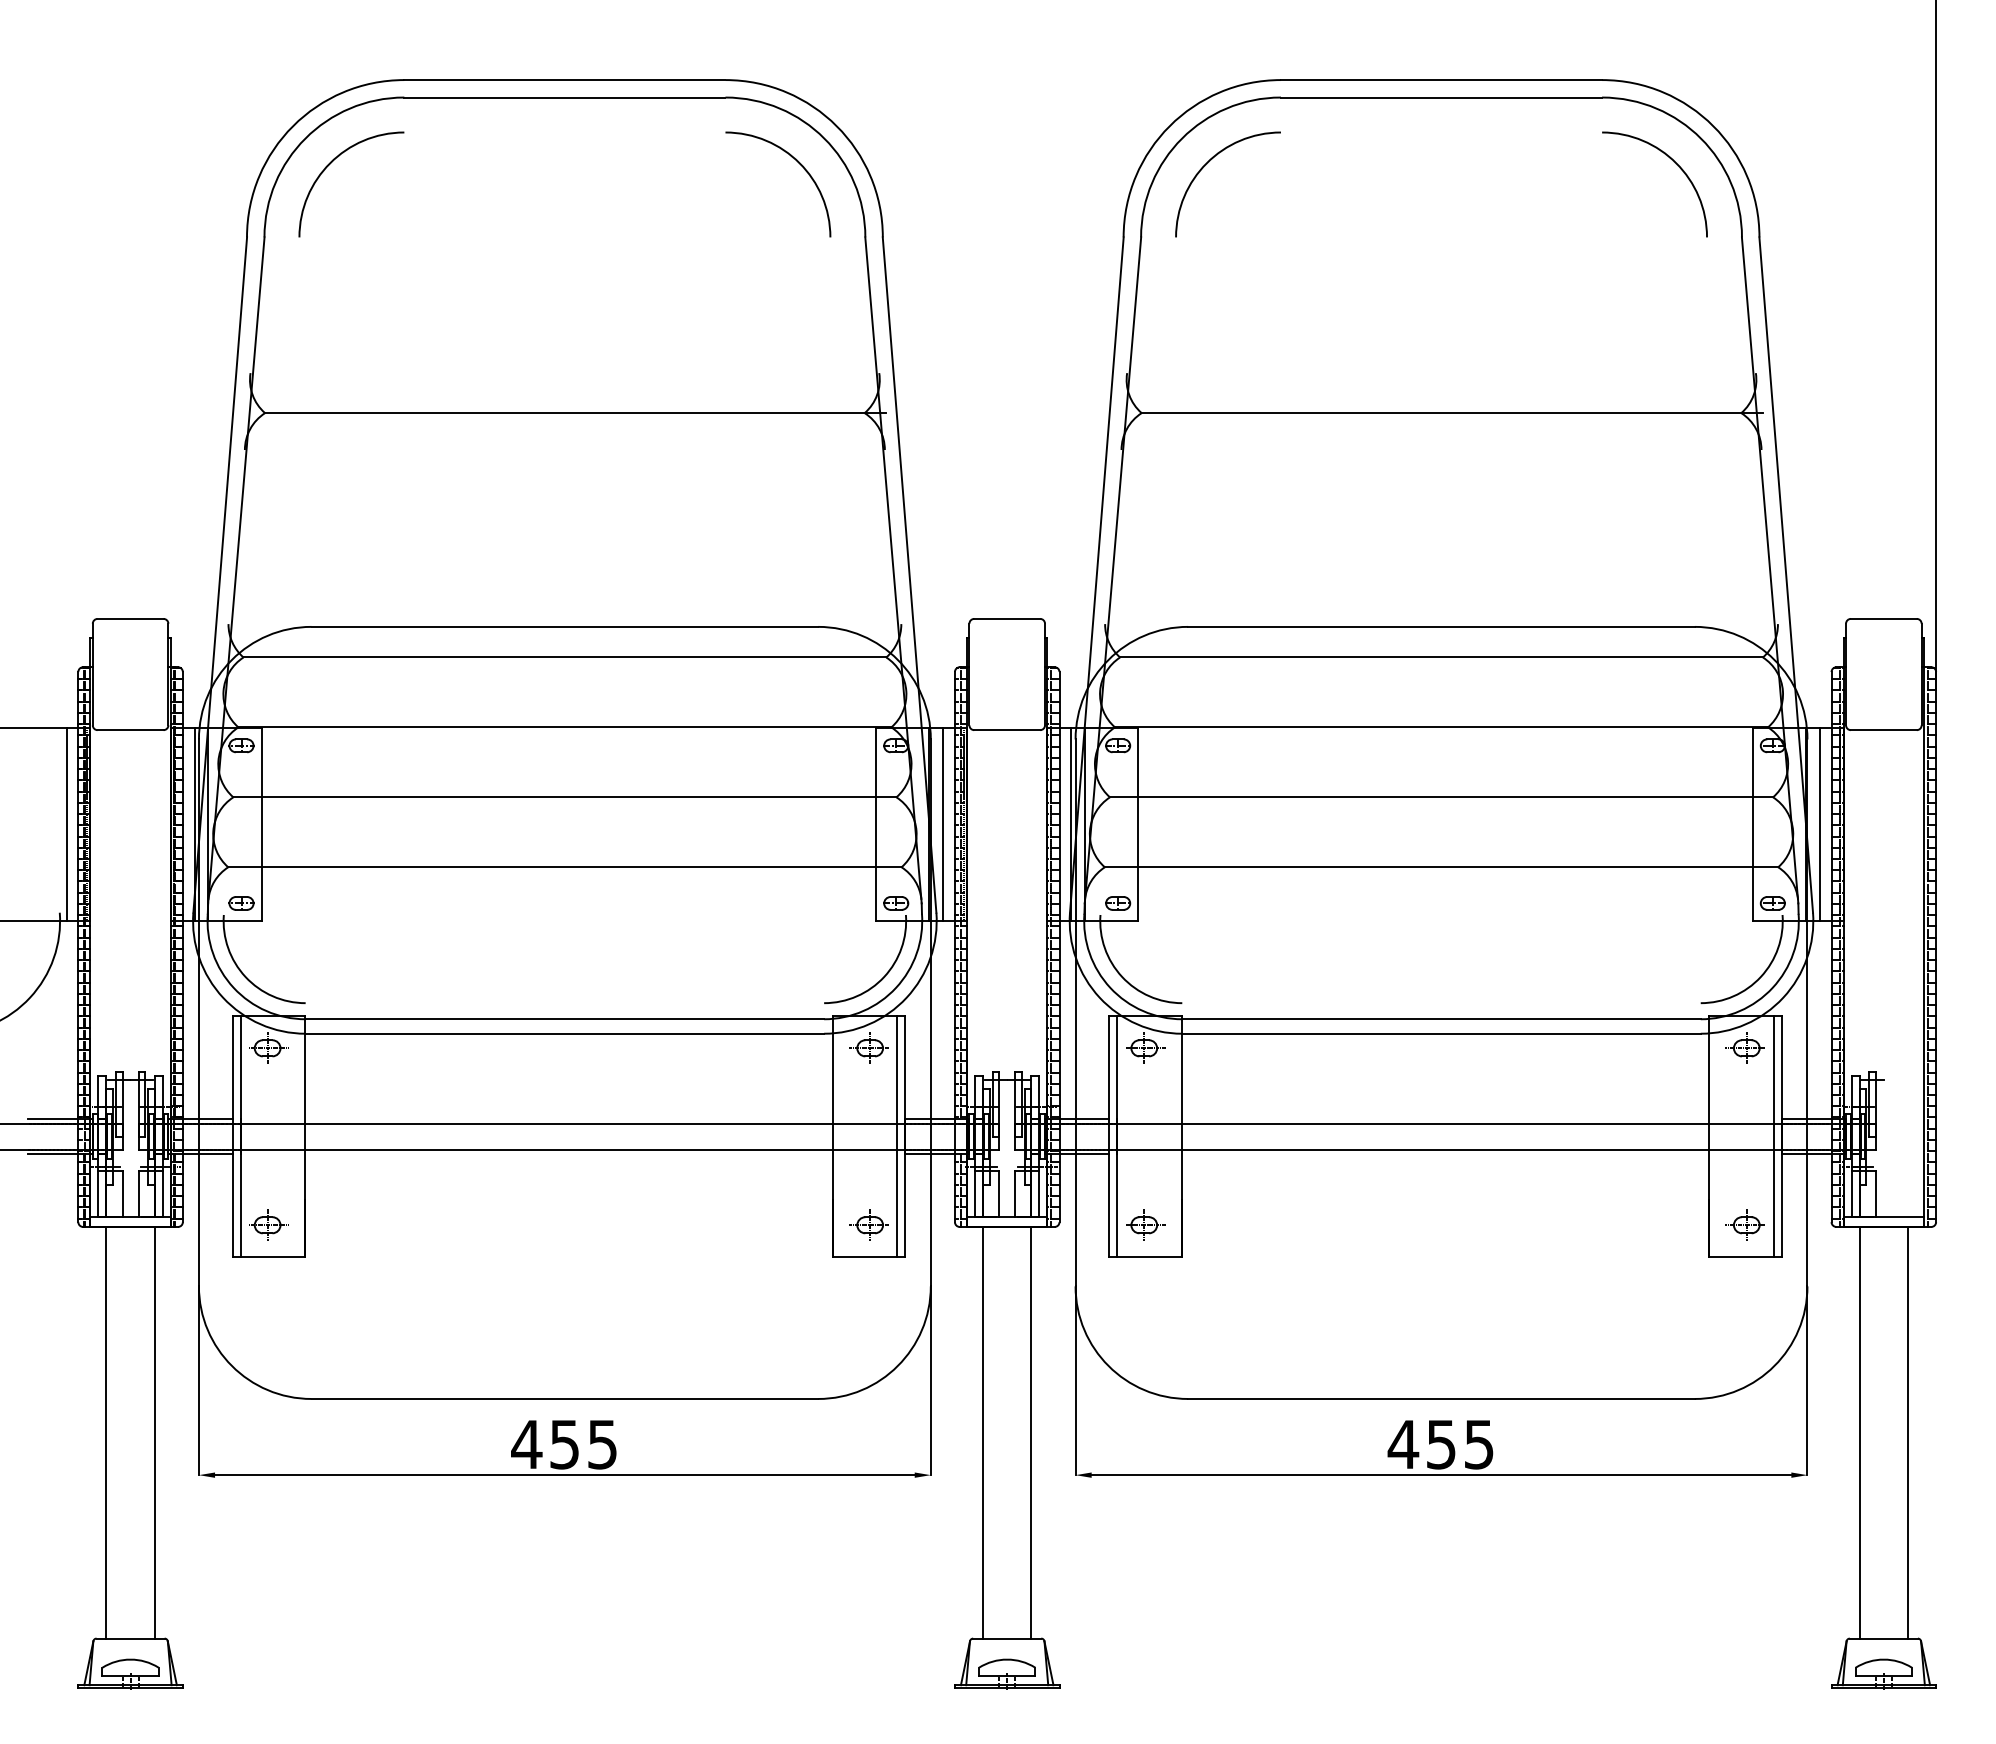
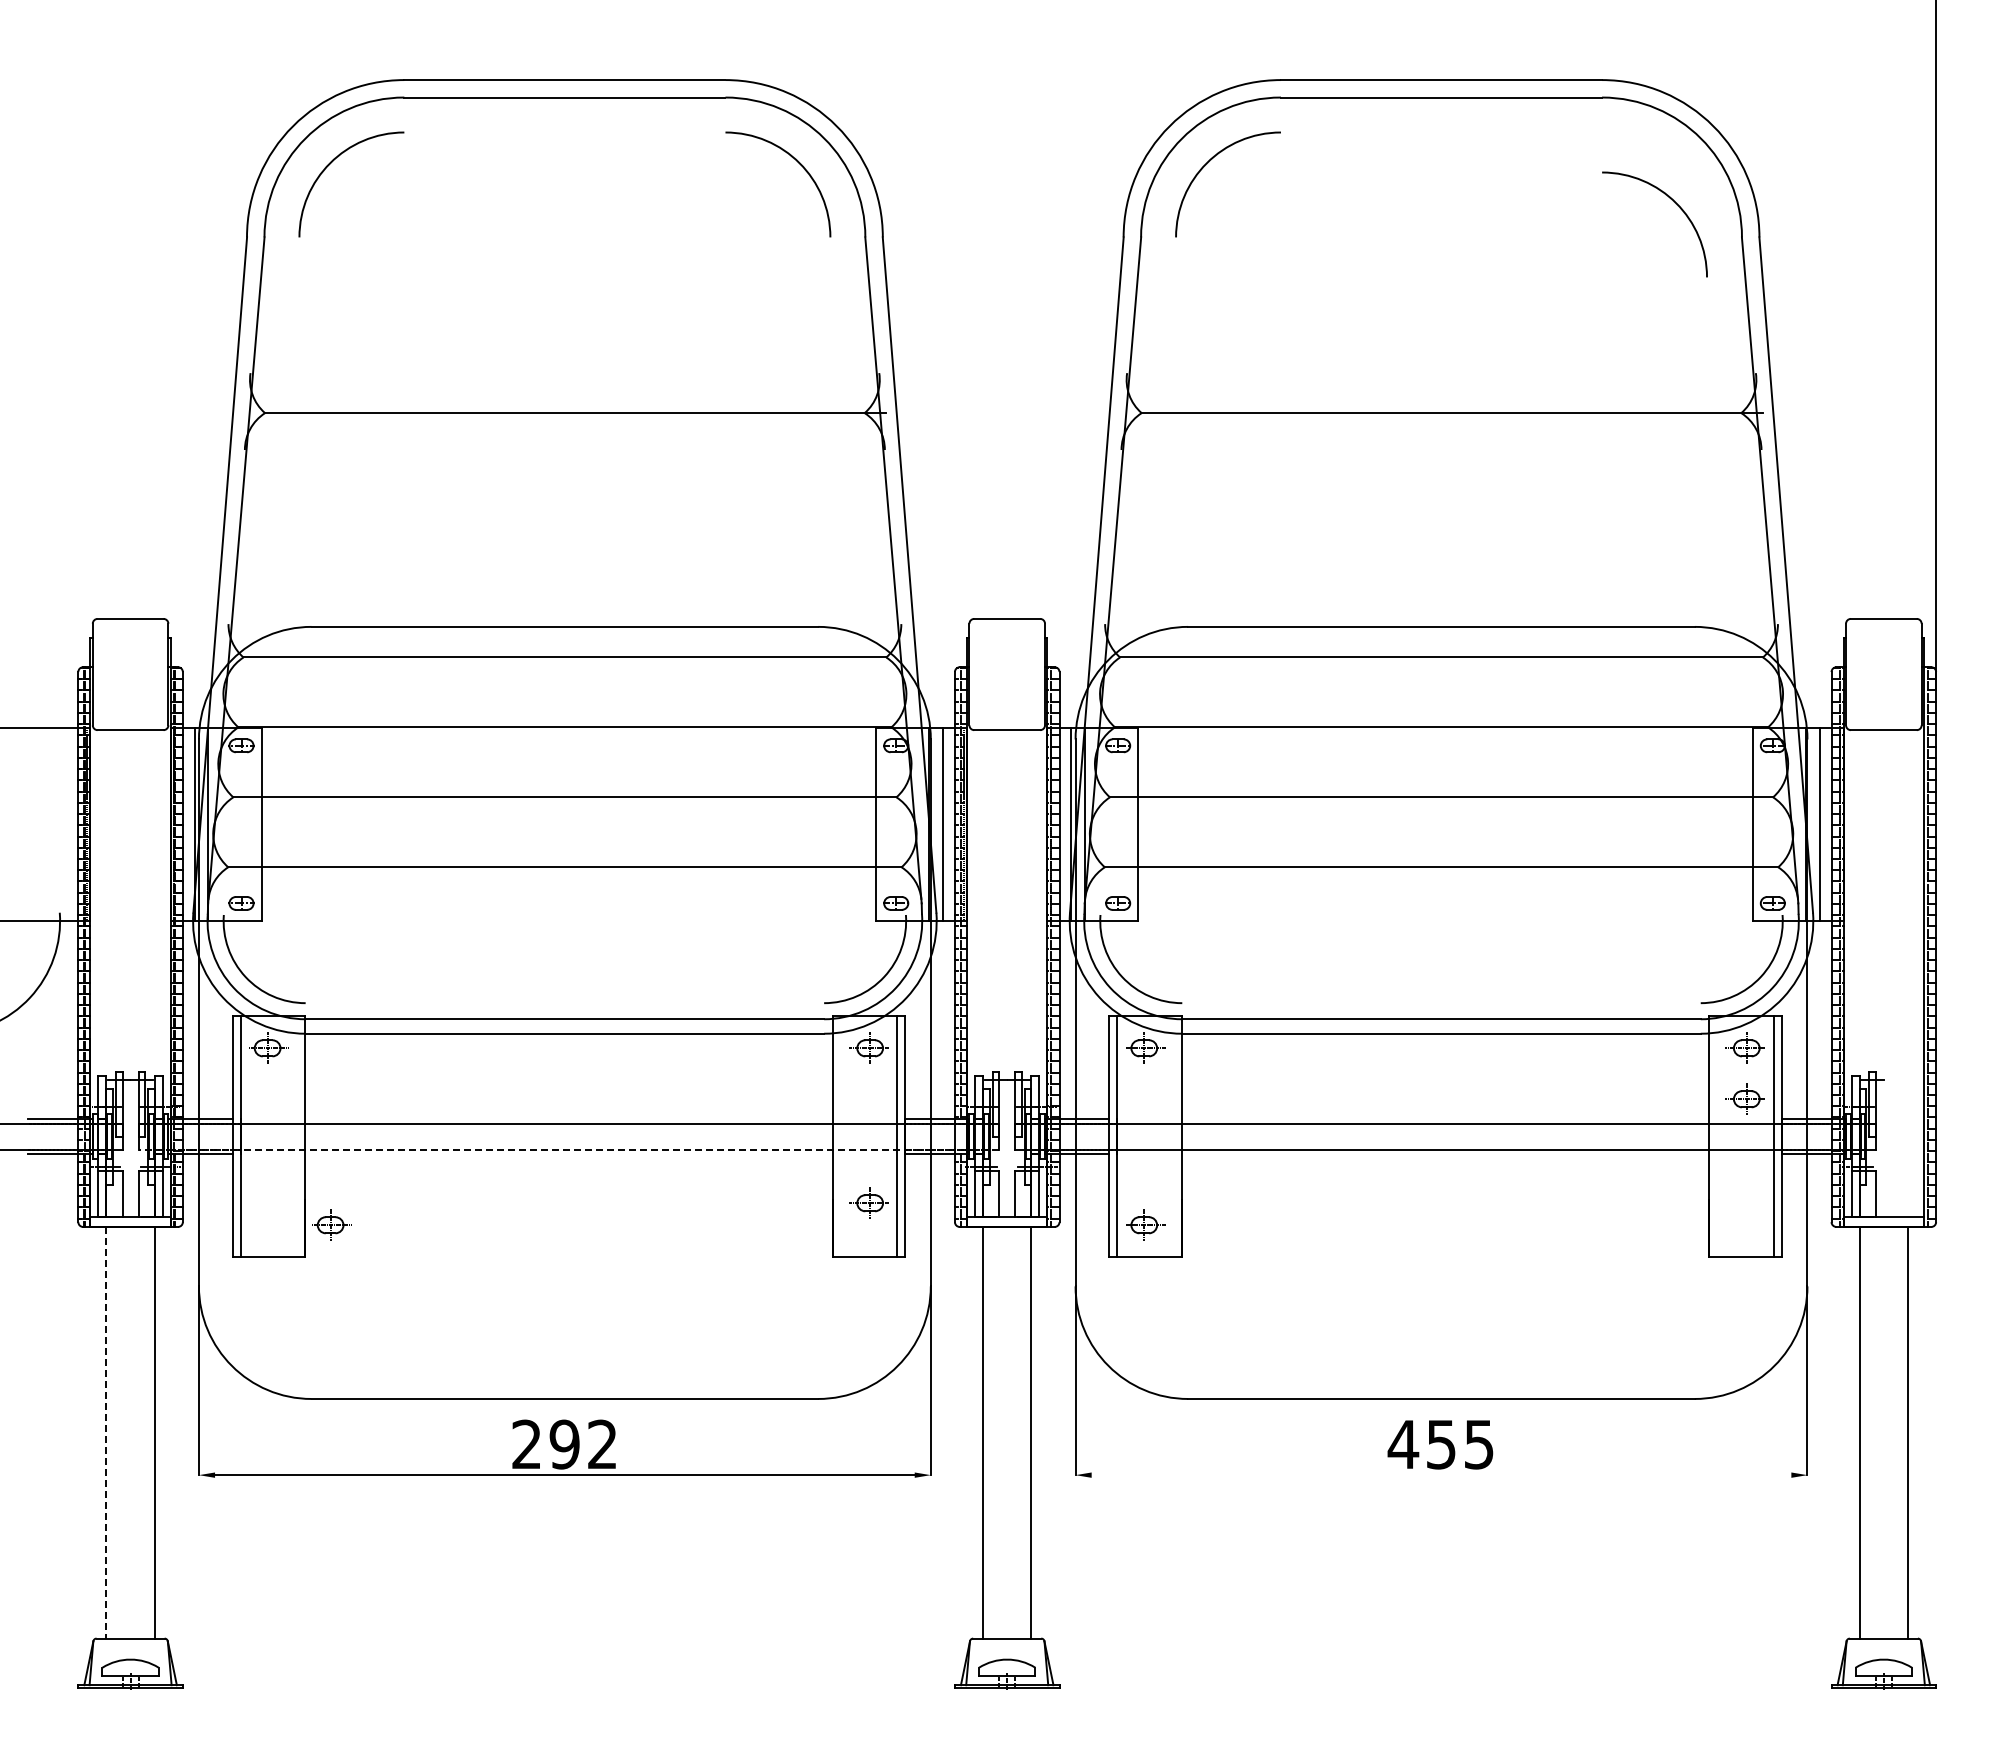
arc position: (1670, 159) -> (1670, 199) (1670, 199)
line: present -> none (66, 824)
line: solid -> dashed (568, 1149)
part position: (268, 1224) -> (331, 1224) (331, 1224)
part position: (868, 1224) -> (868, 1202) (868, 1202)
part position: (1744, 1224) -> (1744, 1098) (1744, 1098)
line: solid -> dashed (106, 1432)
text: 455 -> 292 (563, 1444)
line: present -> none (1441, 1475)
